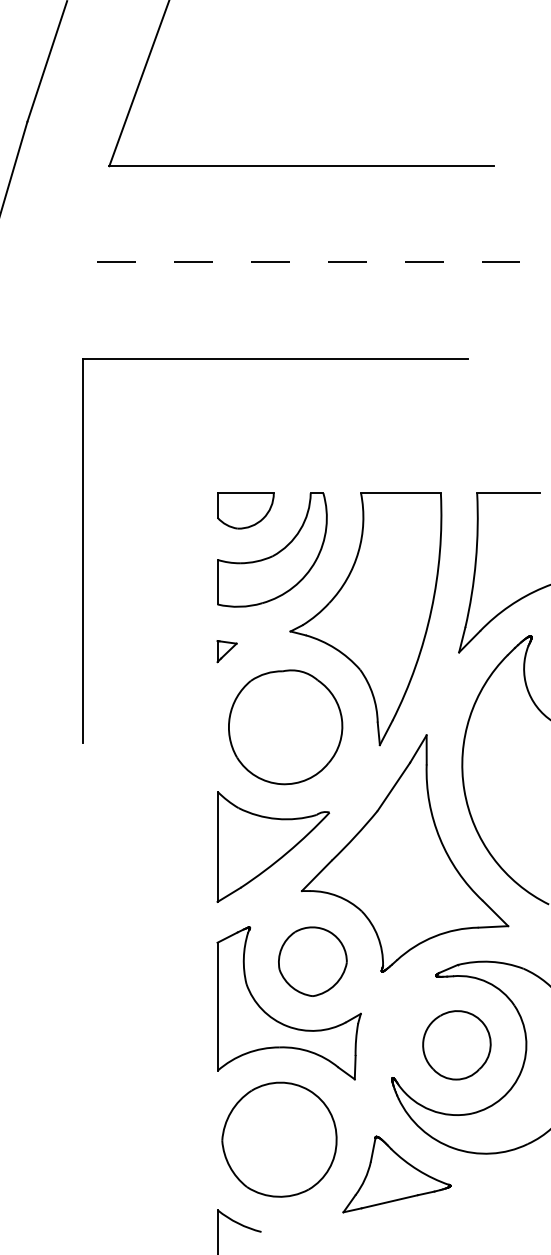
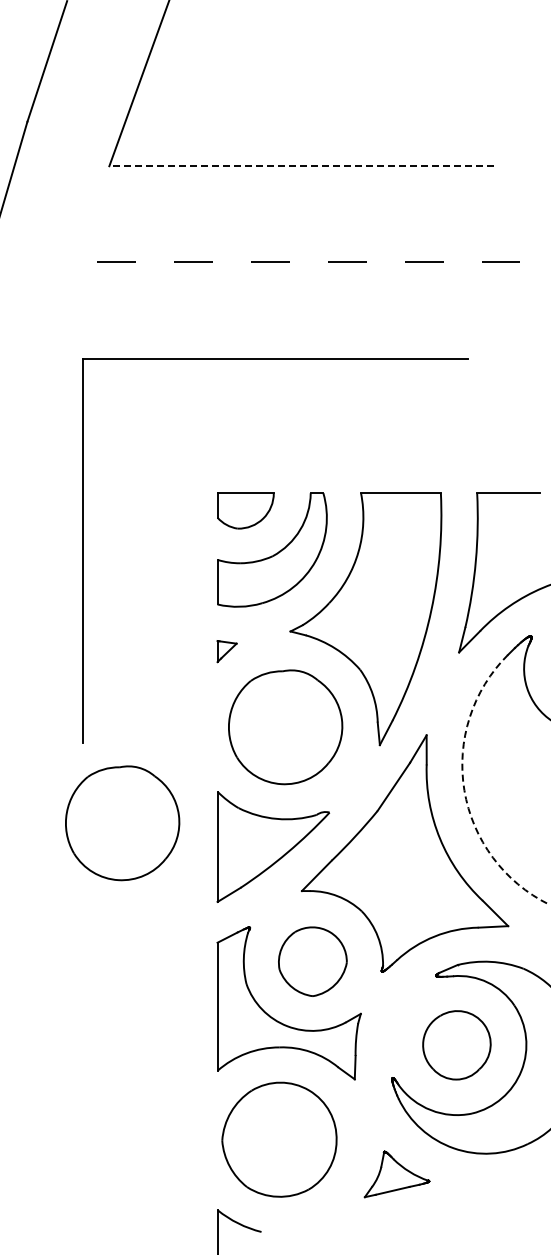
line: solid -> dashed (301, 166)
arc: solid -> dashed (464, 790)
part: none -> present (122, 823)
part size: 110x79 px -> 68x49 px (396, 1174)
